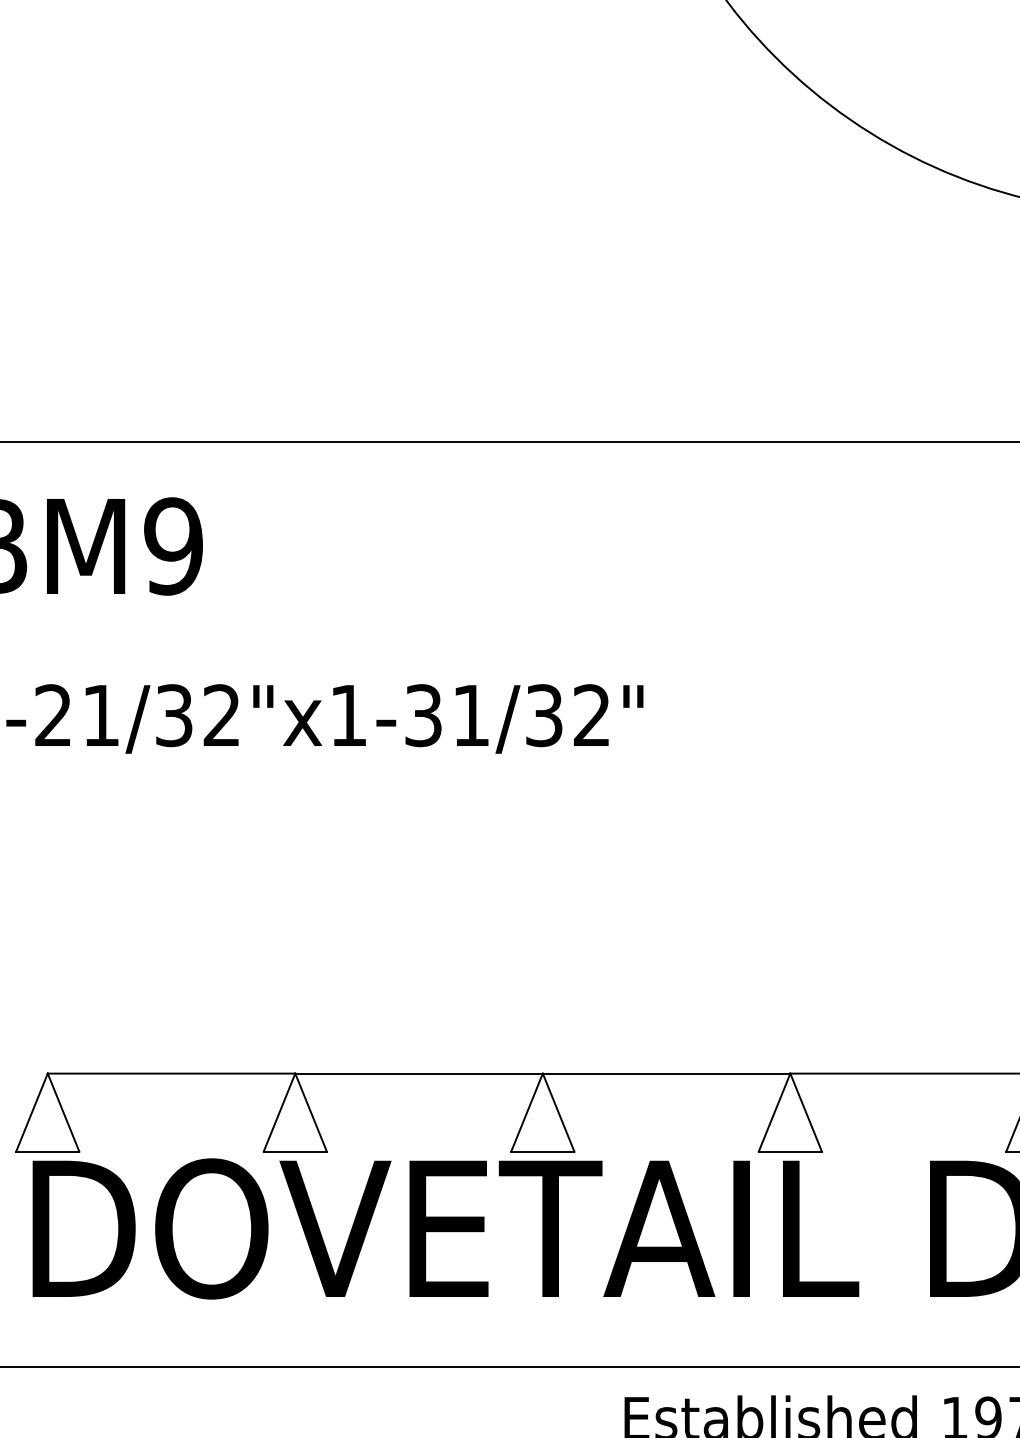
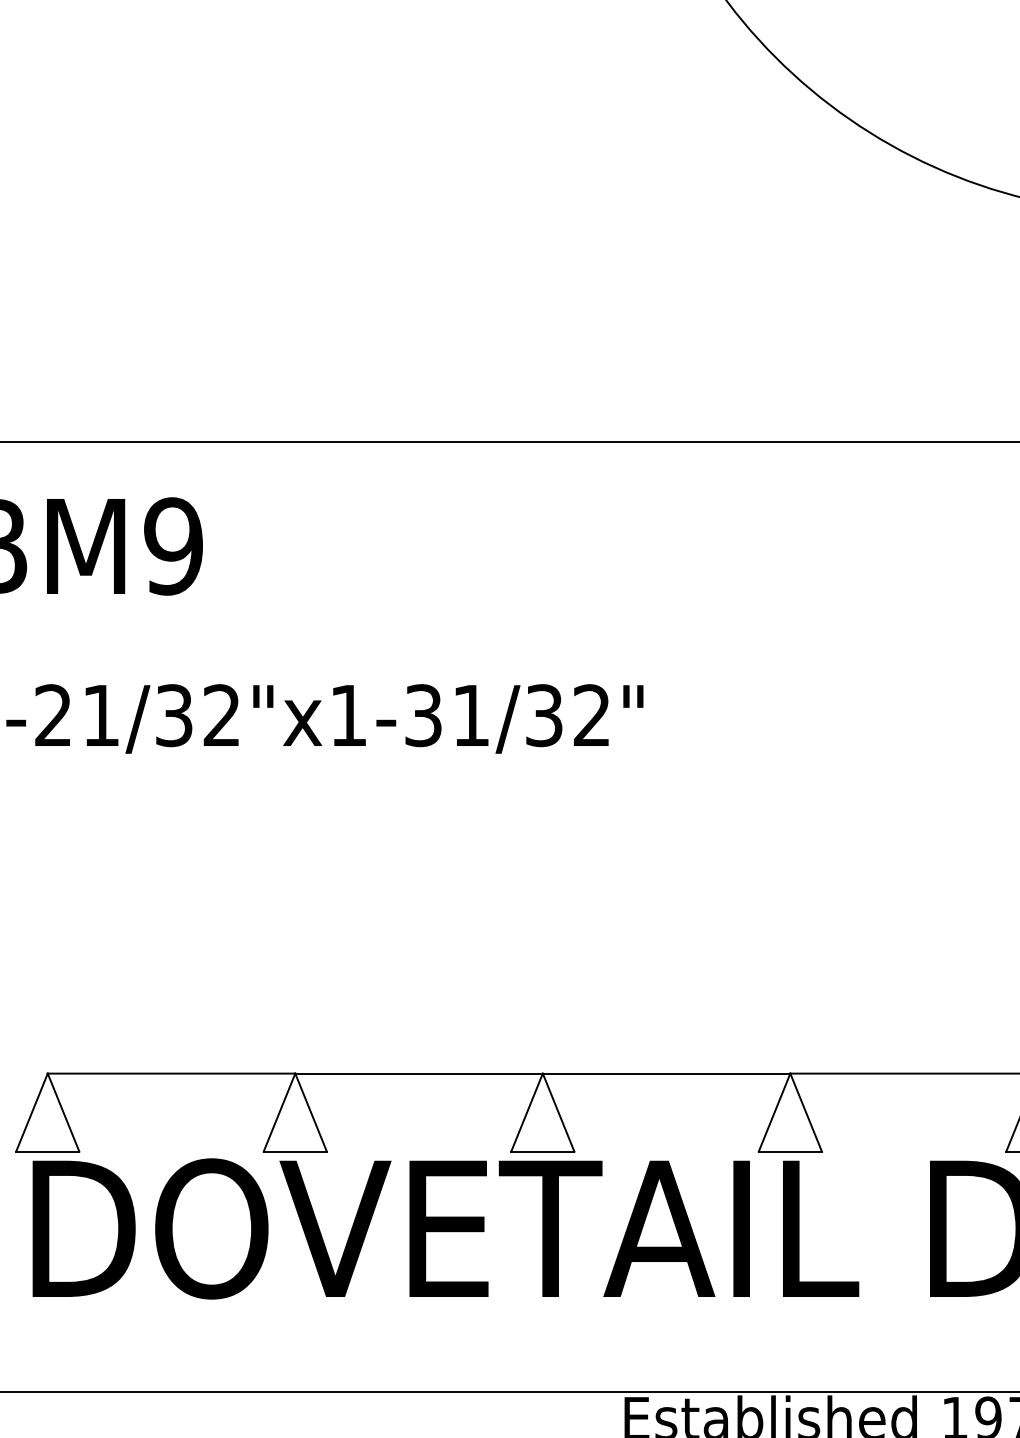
line position: (509, 1366) -> (509, 1391) (509, 1391)
